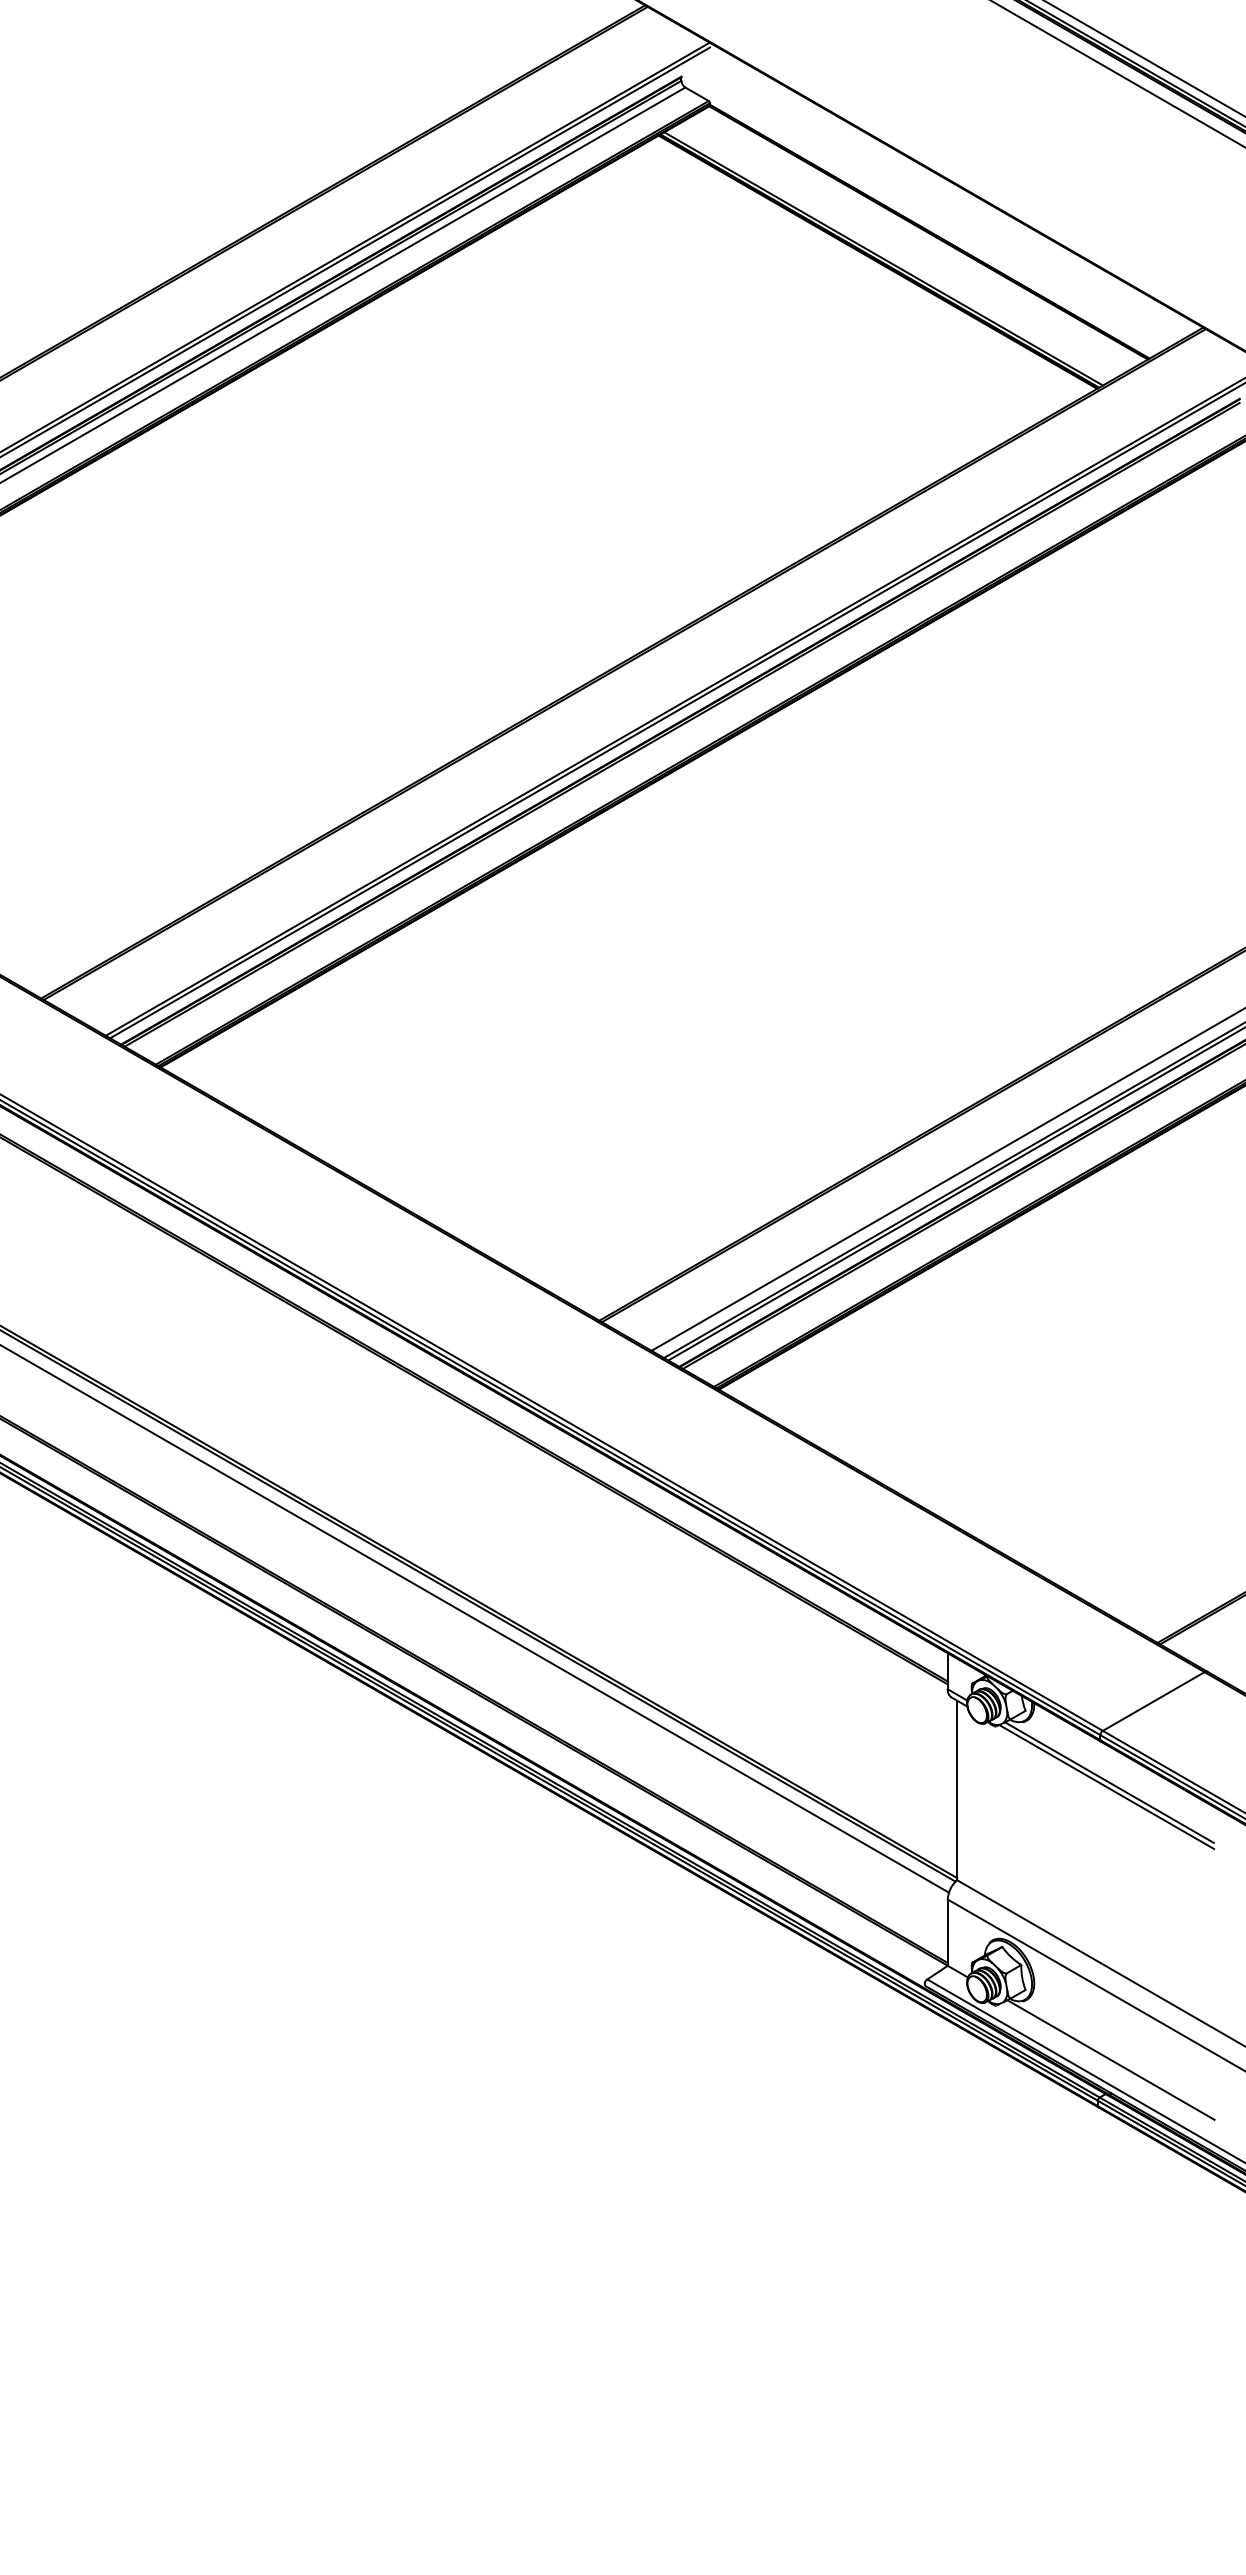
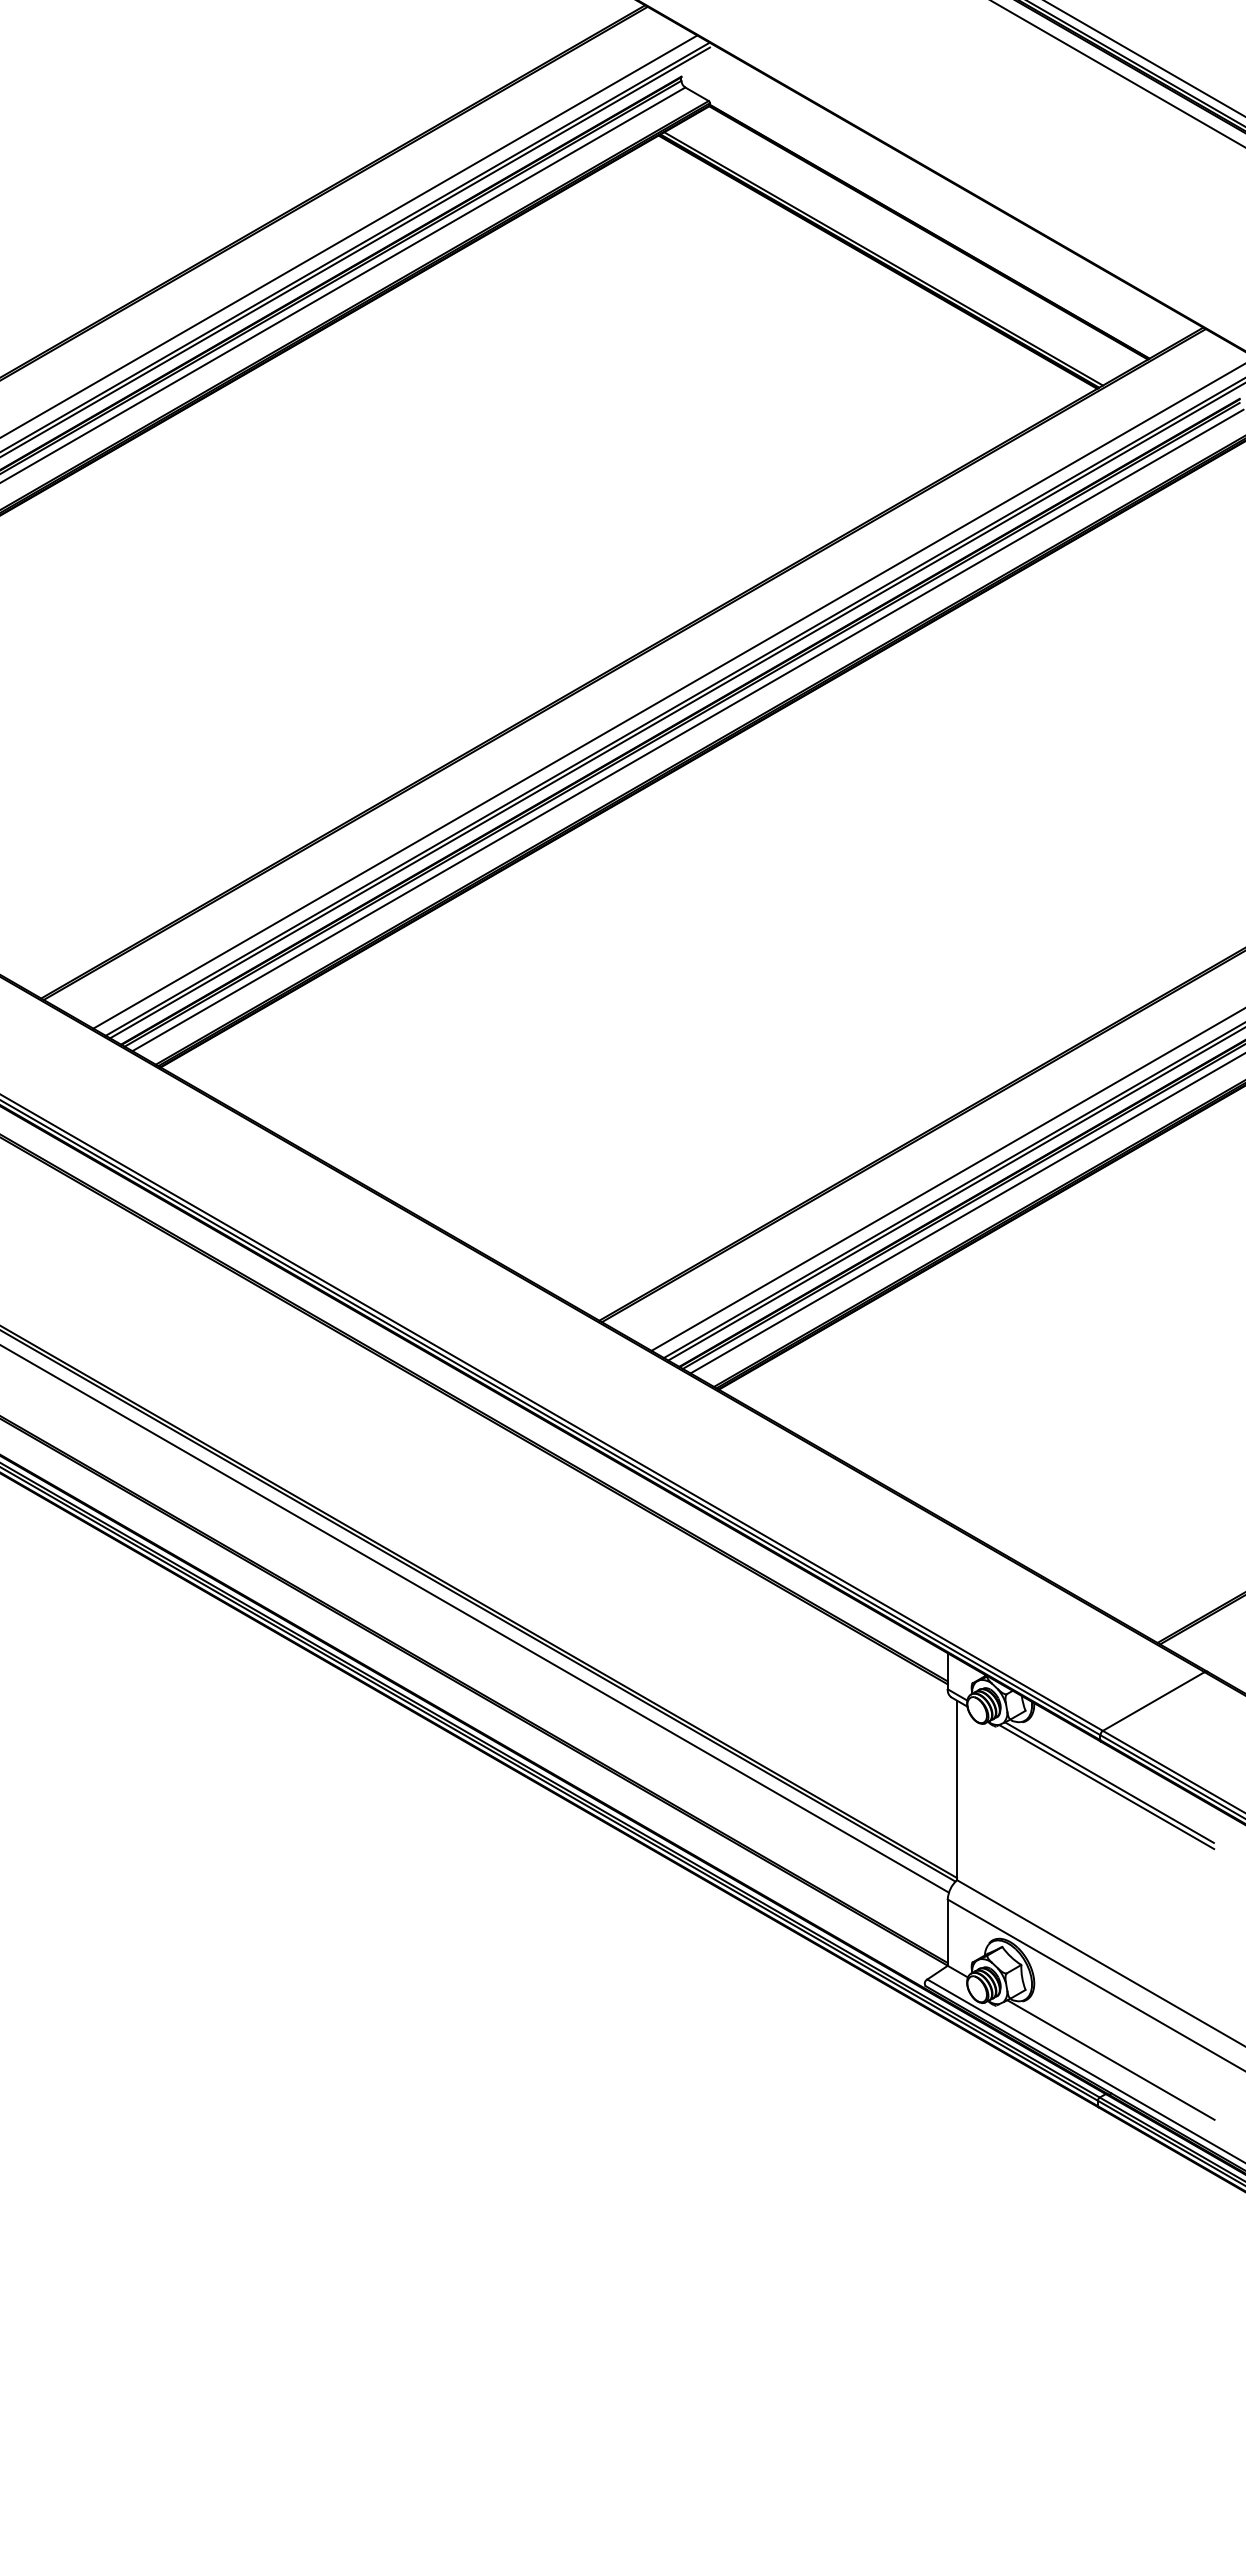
line: none -> present (349, 235)
line: none -> present (667, 696)
line: none -> present (687, 730)
line: none -> present (966, 1213)
